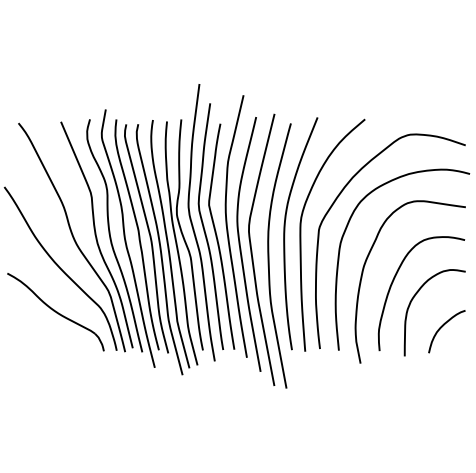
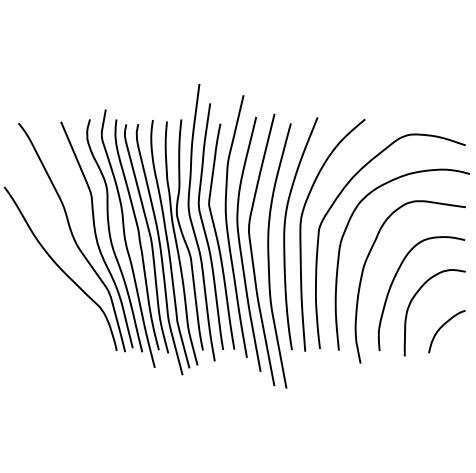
part: present -> none (55, 312)
